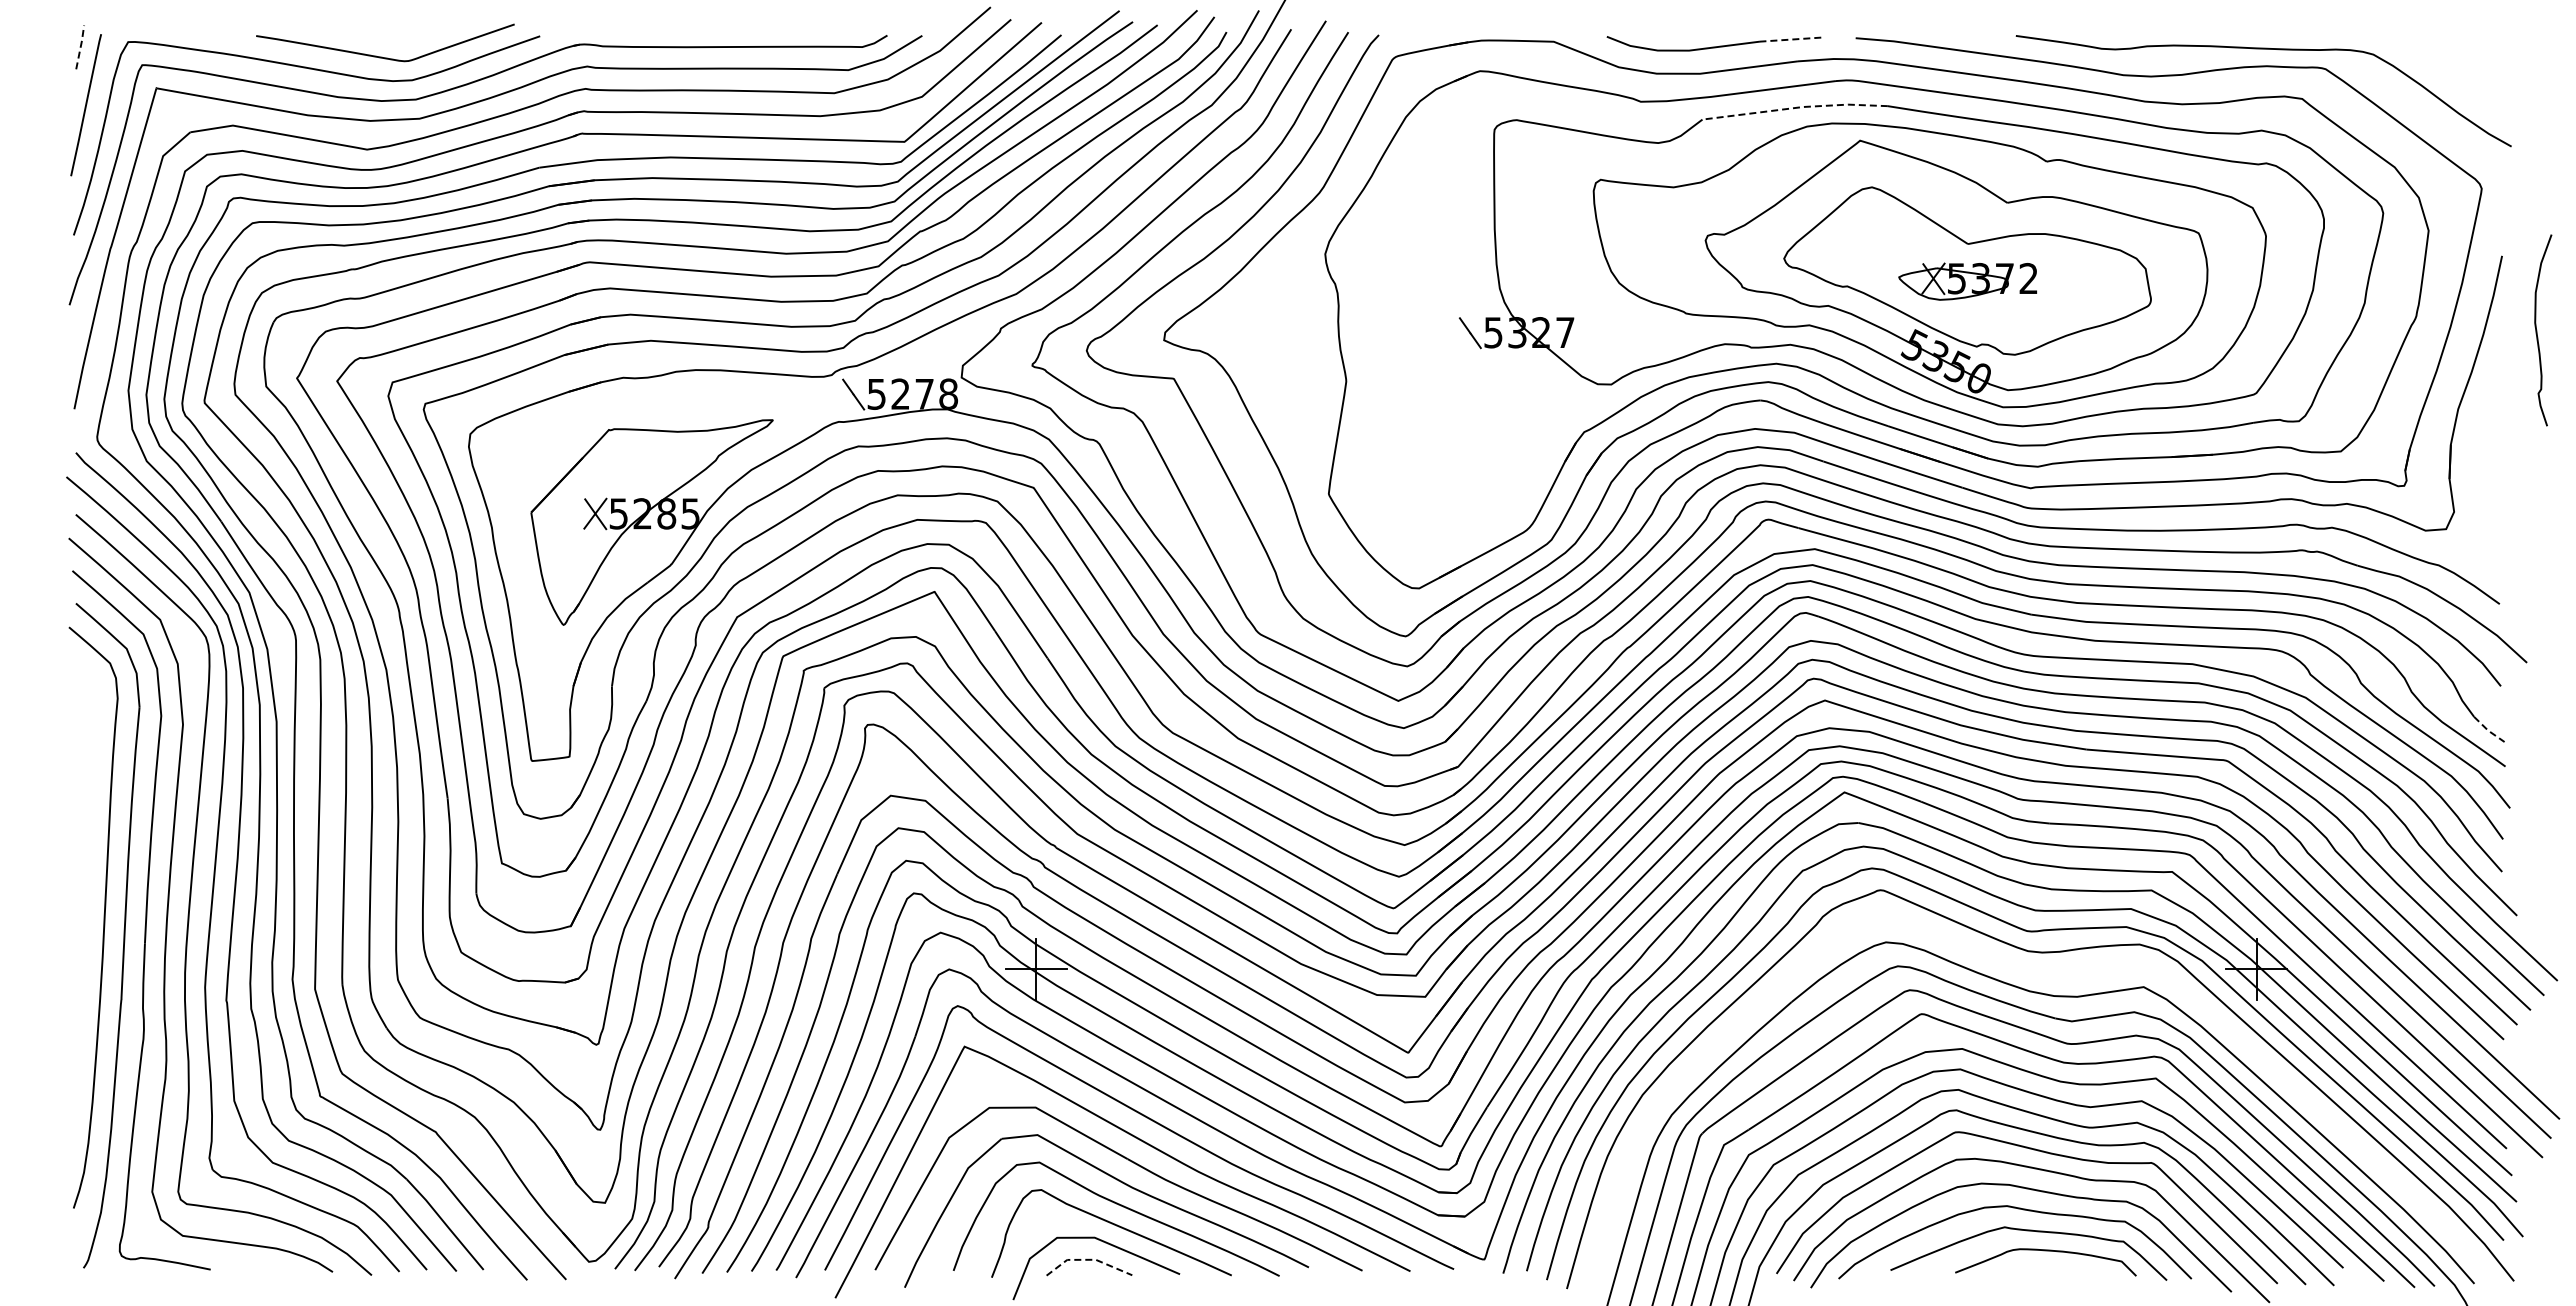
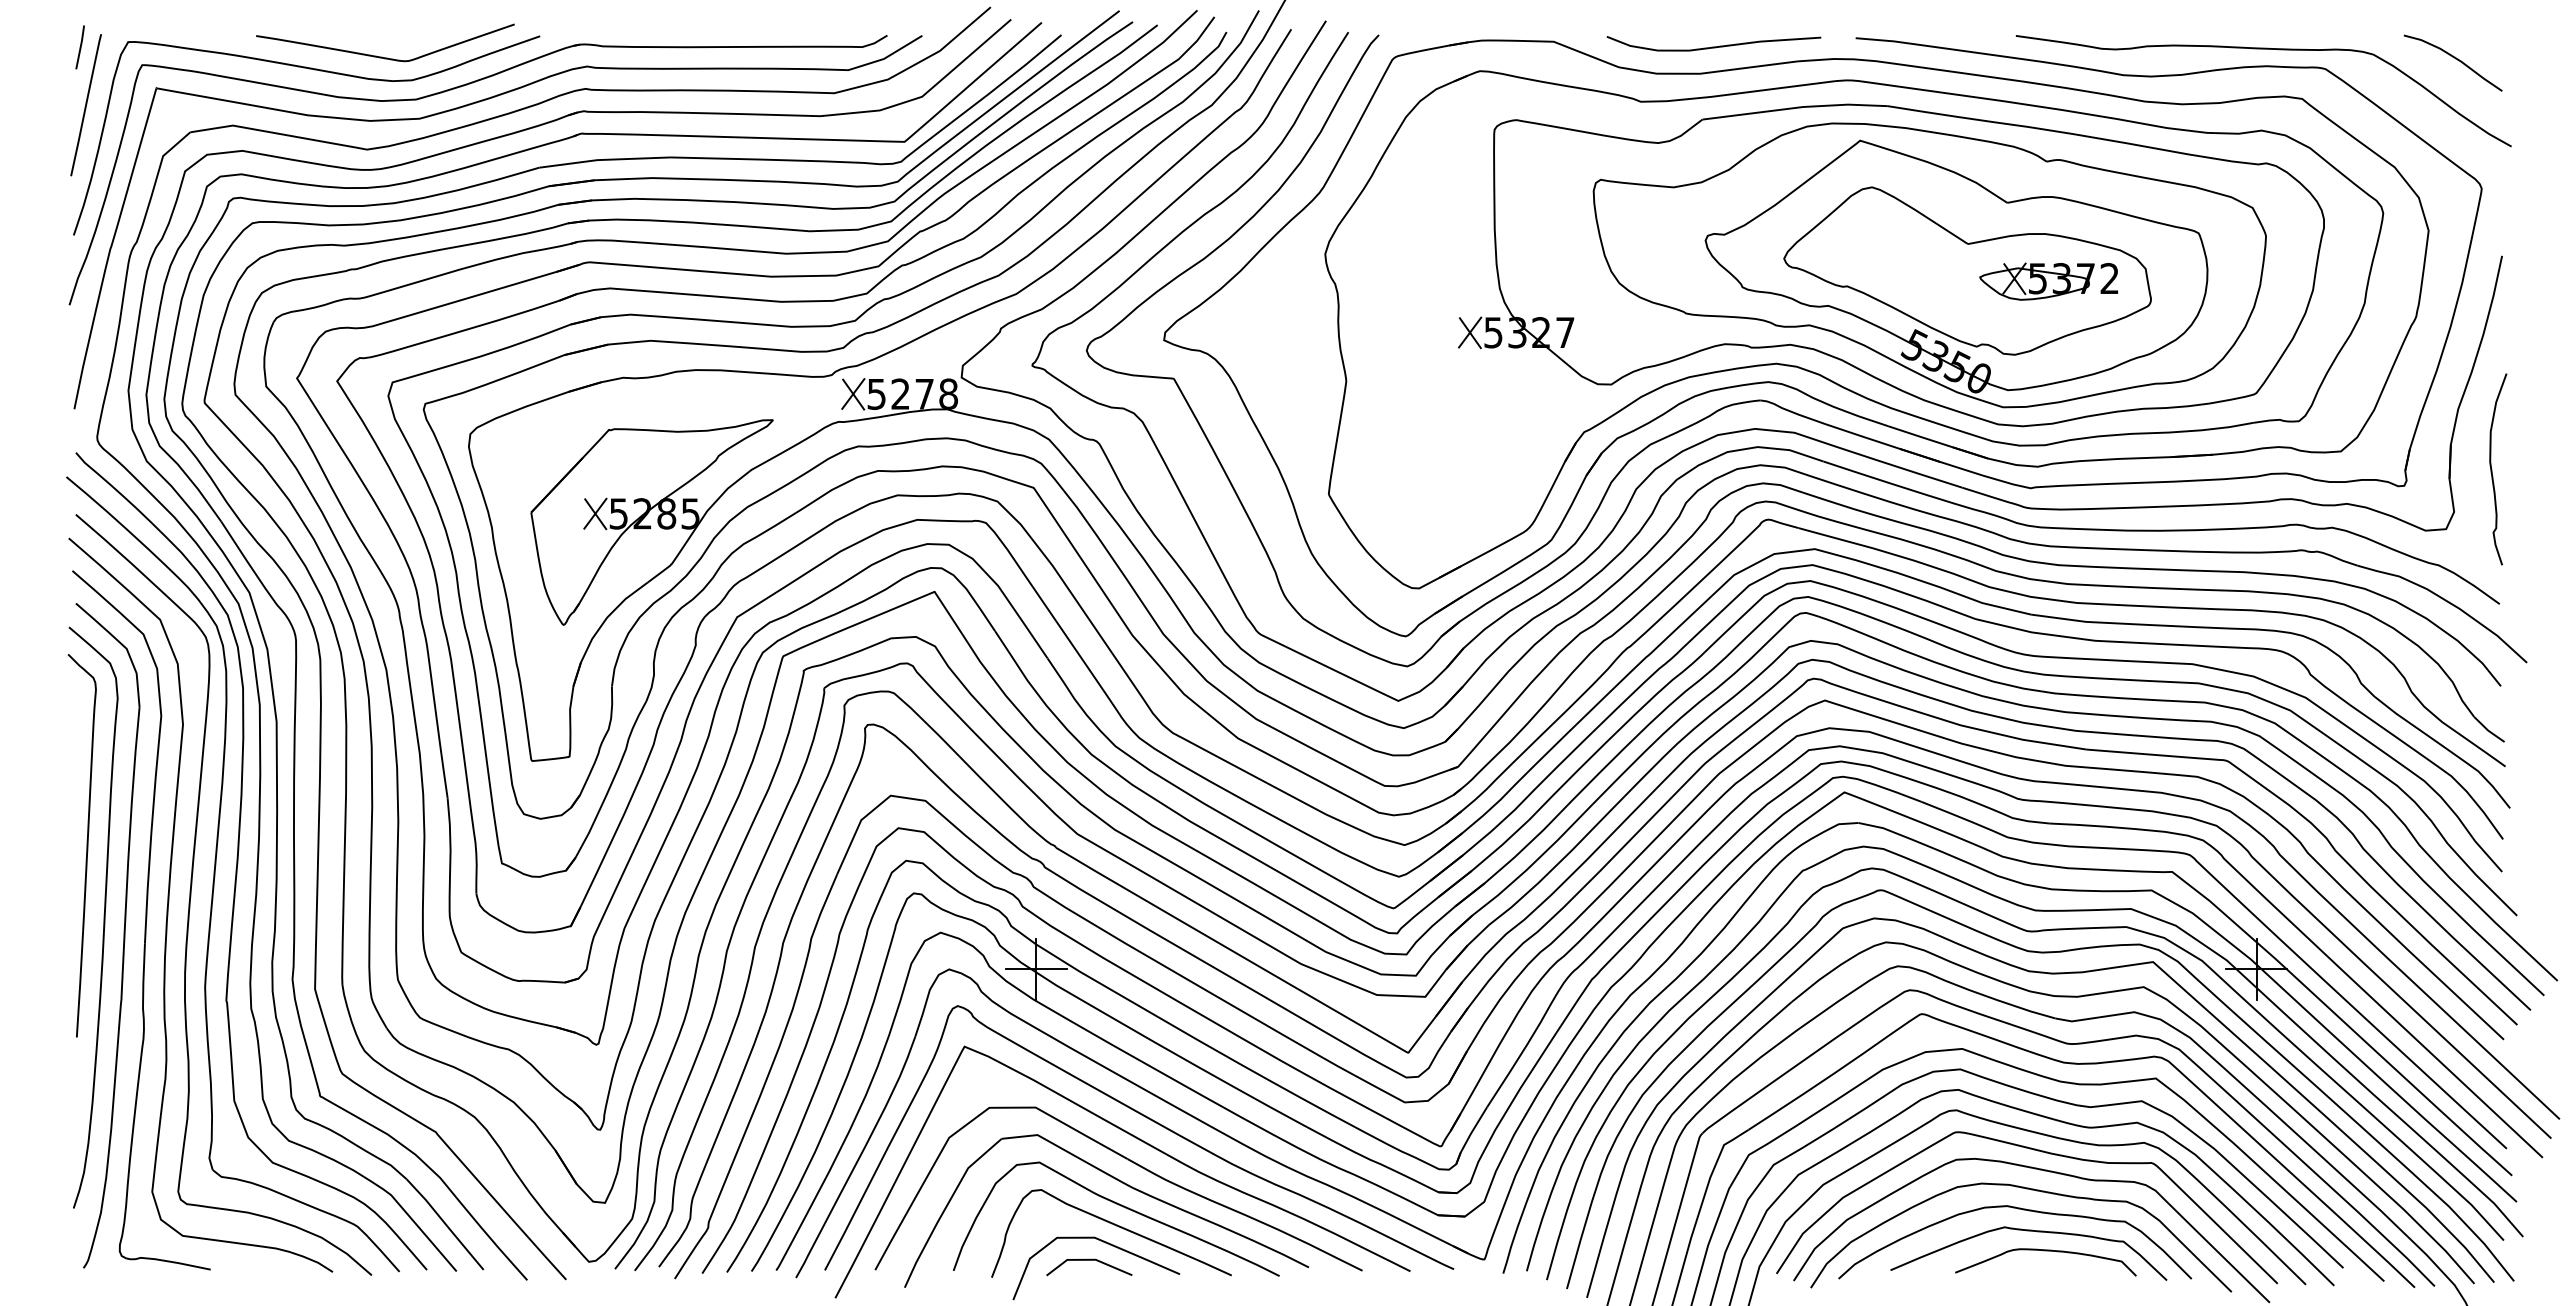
line: dashed -> solid (1790, 39)
line: dashed -> solid (80, 46)
curve: none -> present (2455, 59)
line: dashed -> solid (1796, 107)
part position: (1967, 281) -> (2048, 281) (2048, 281)
curve position: (2537, 330) -> (2492, 469) (2492, 469)
line: none -> present (1470, 332)
line: none -> present (853, 393)
line: dashed -> solid (2488, 730)
curve: none -> present (86, 845)
curve: none -> present (2048, 974)
line: dashed -> solid (1088, 1259)
